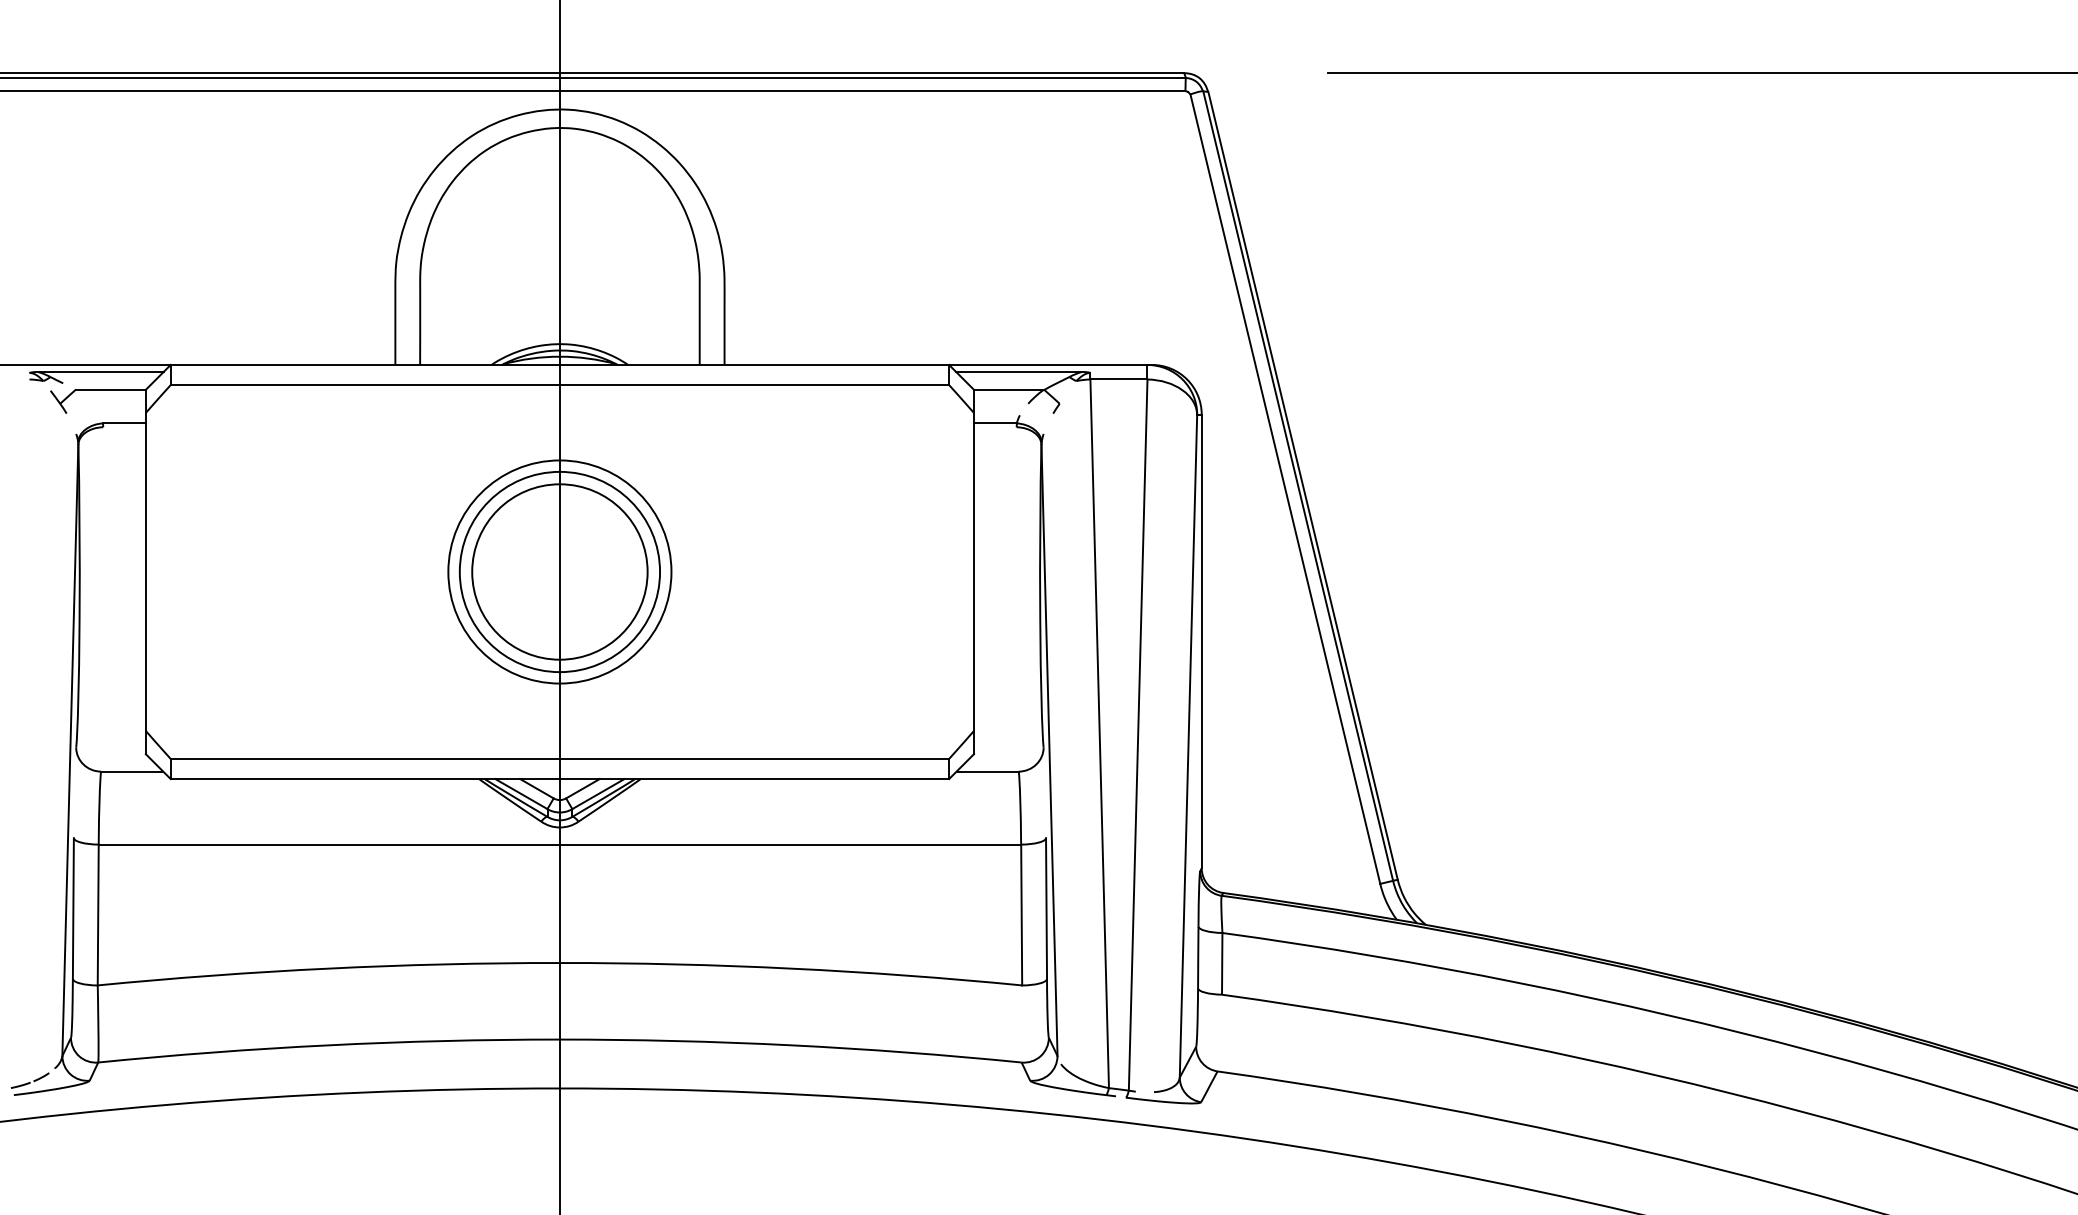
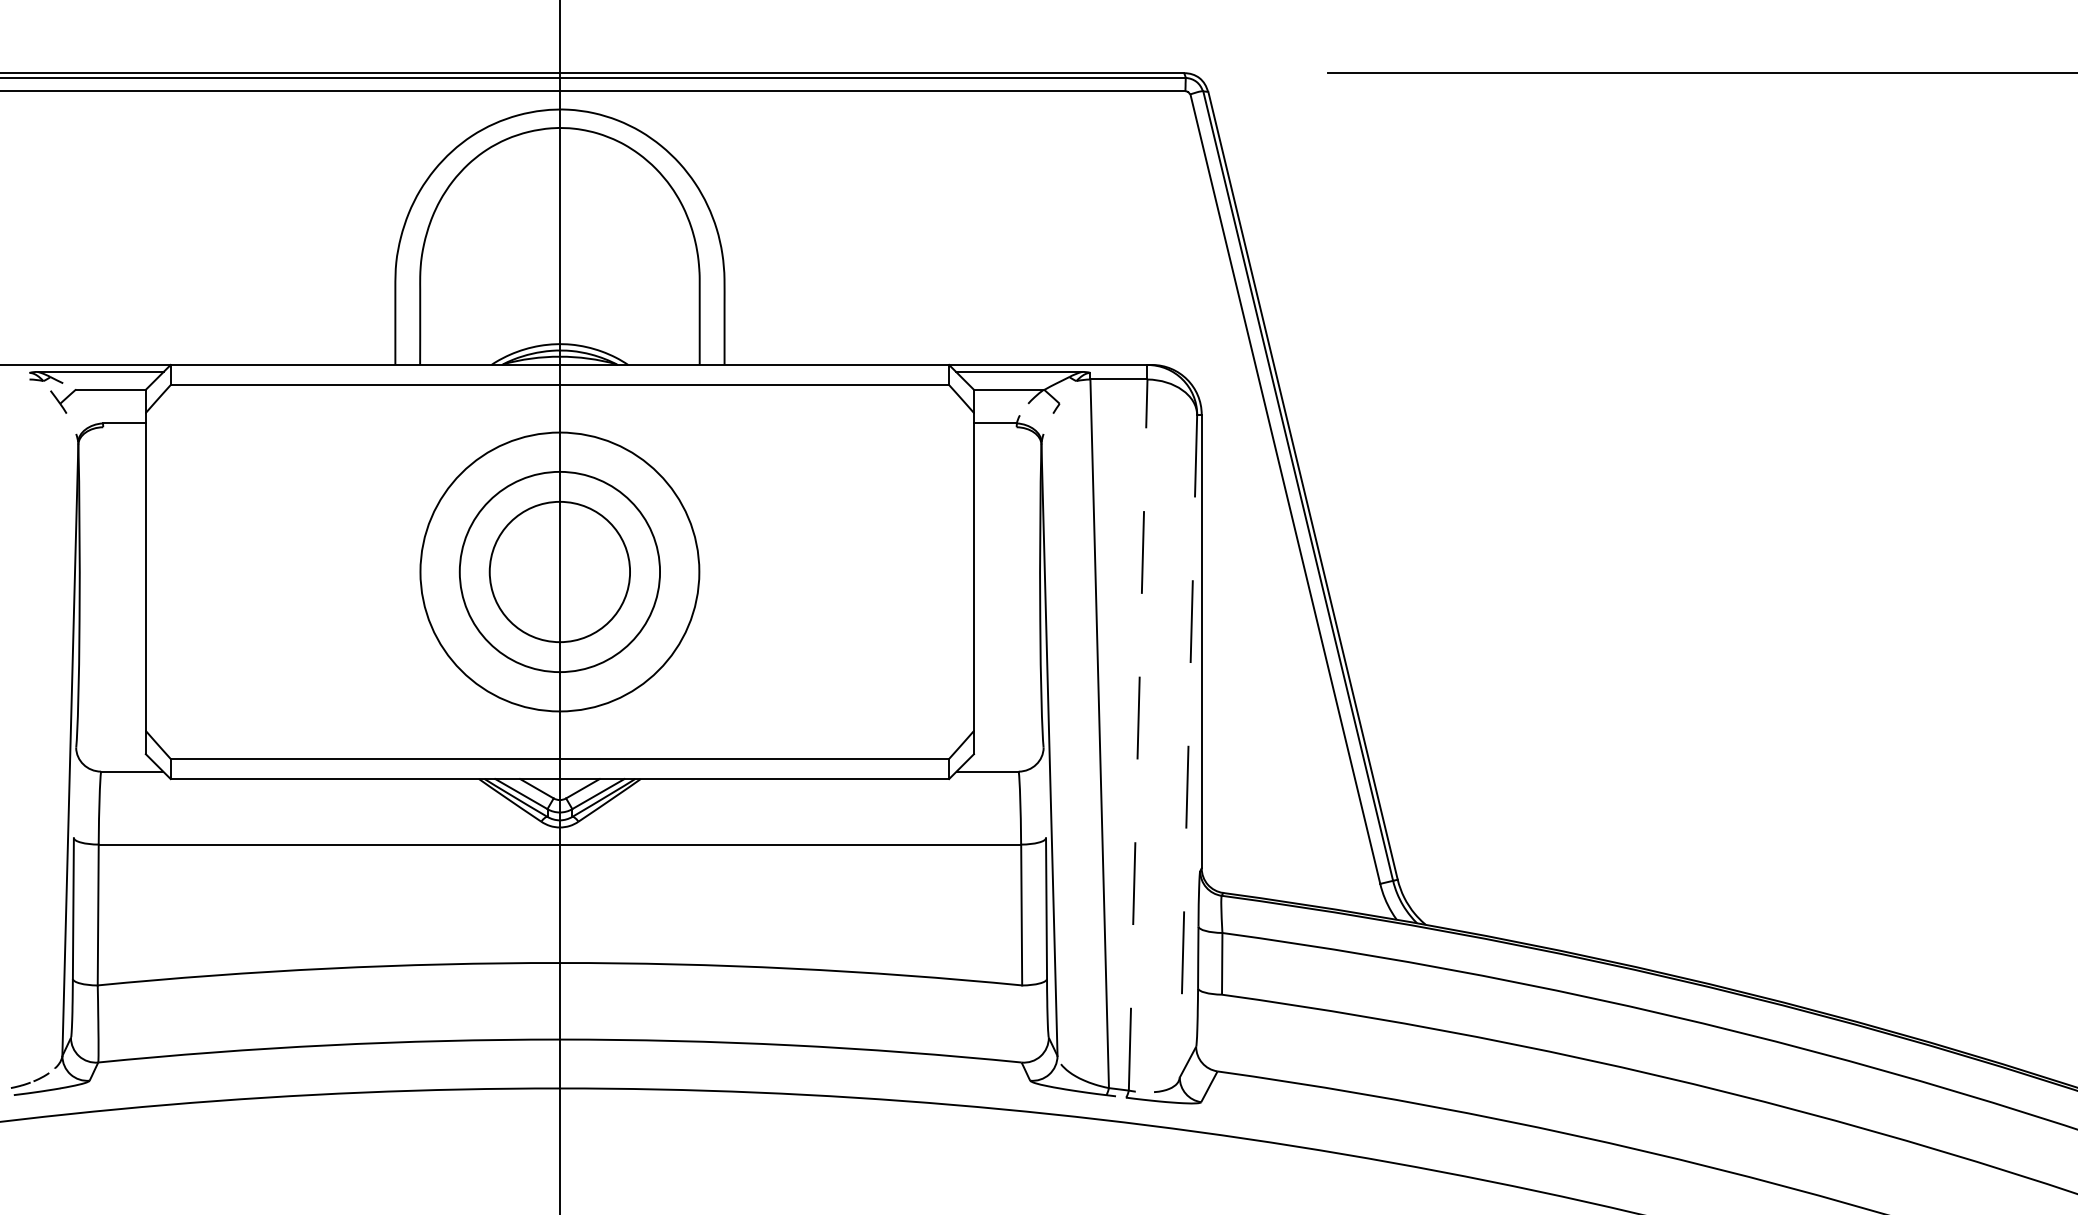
circle diameter: 175 px -> 140 px (559, 571)
circle diameter: 223 px -> 279 px (559, 571)
line: solid -> dashed (1138, 735)
line: solid -> dashed (1188, 746)
